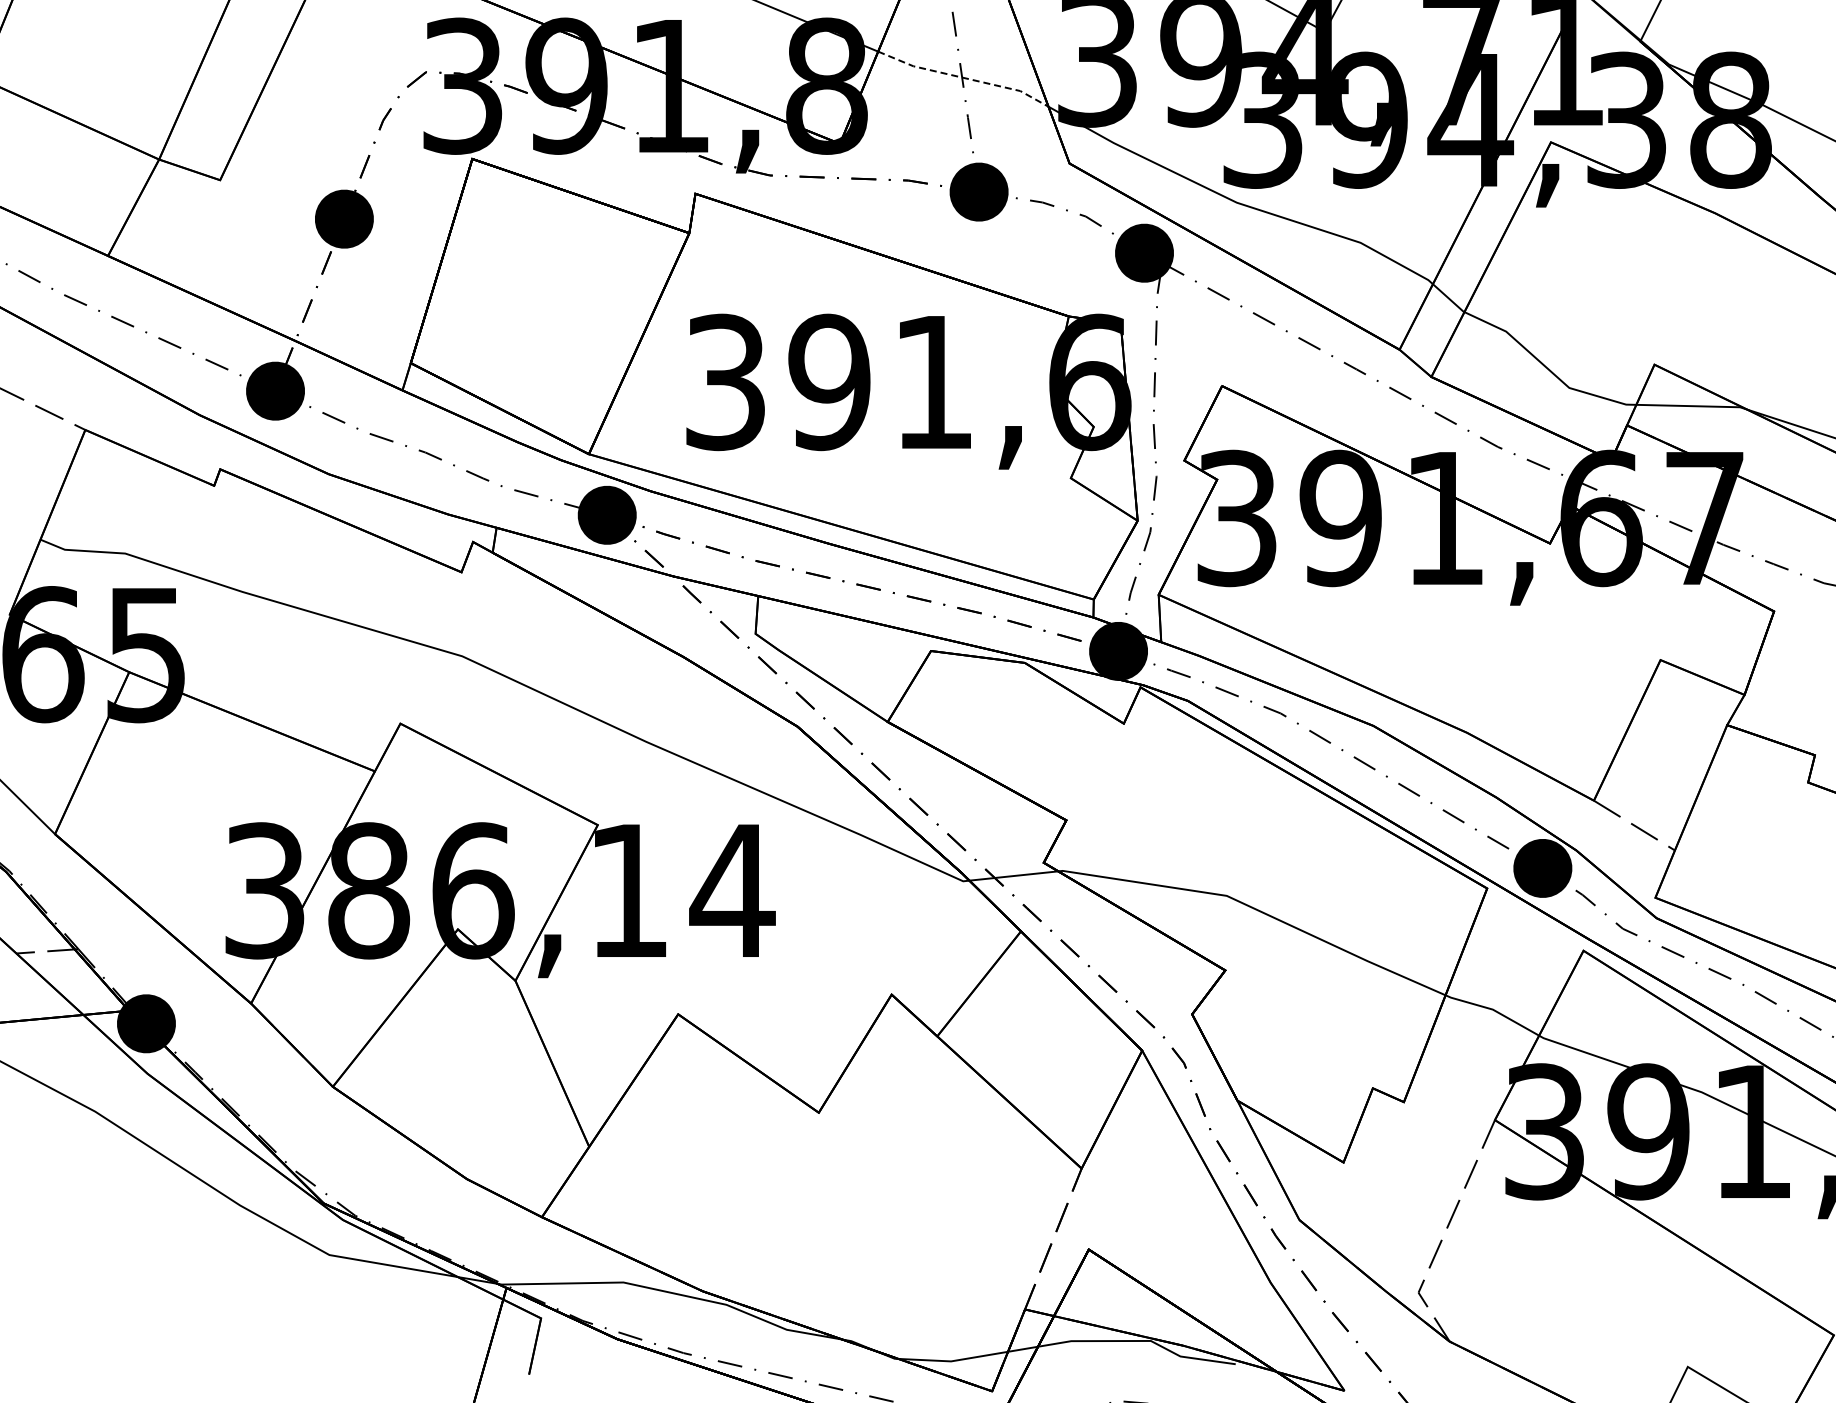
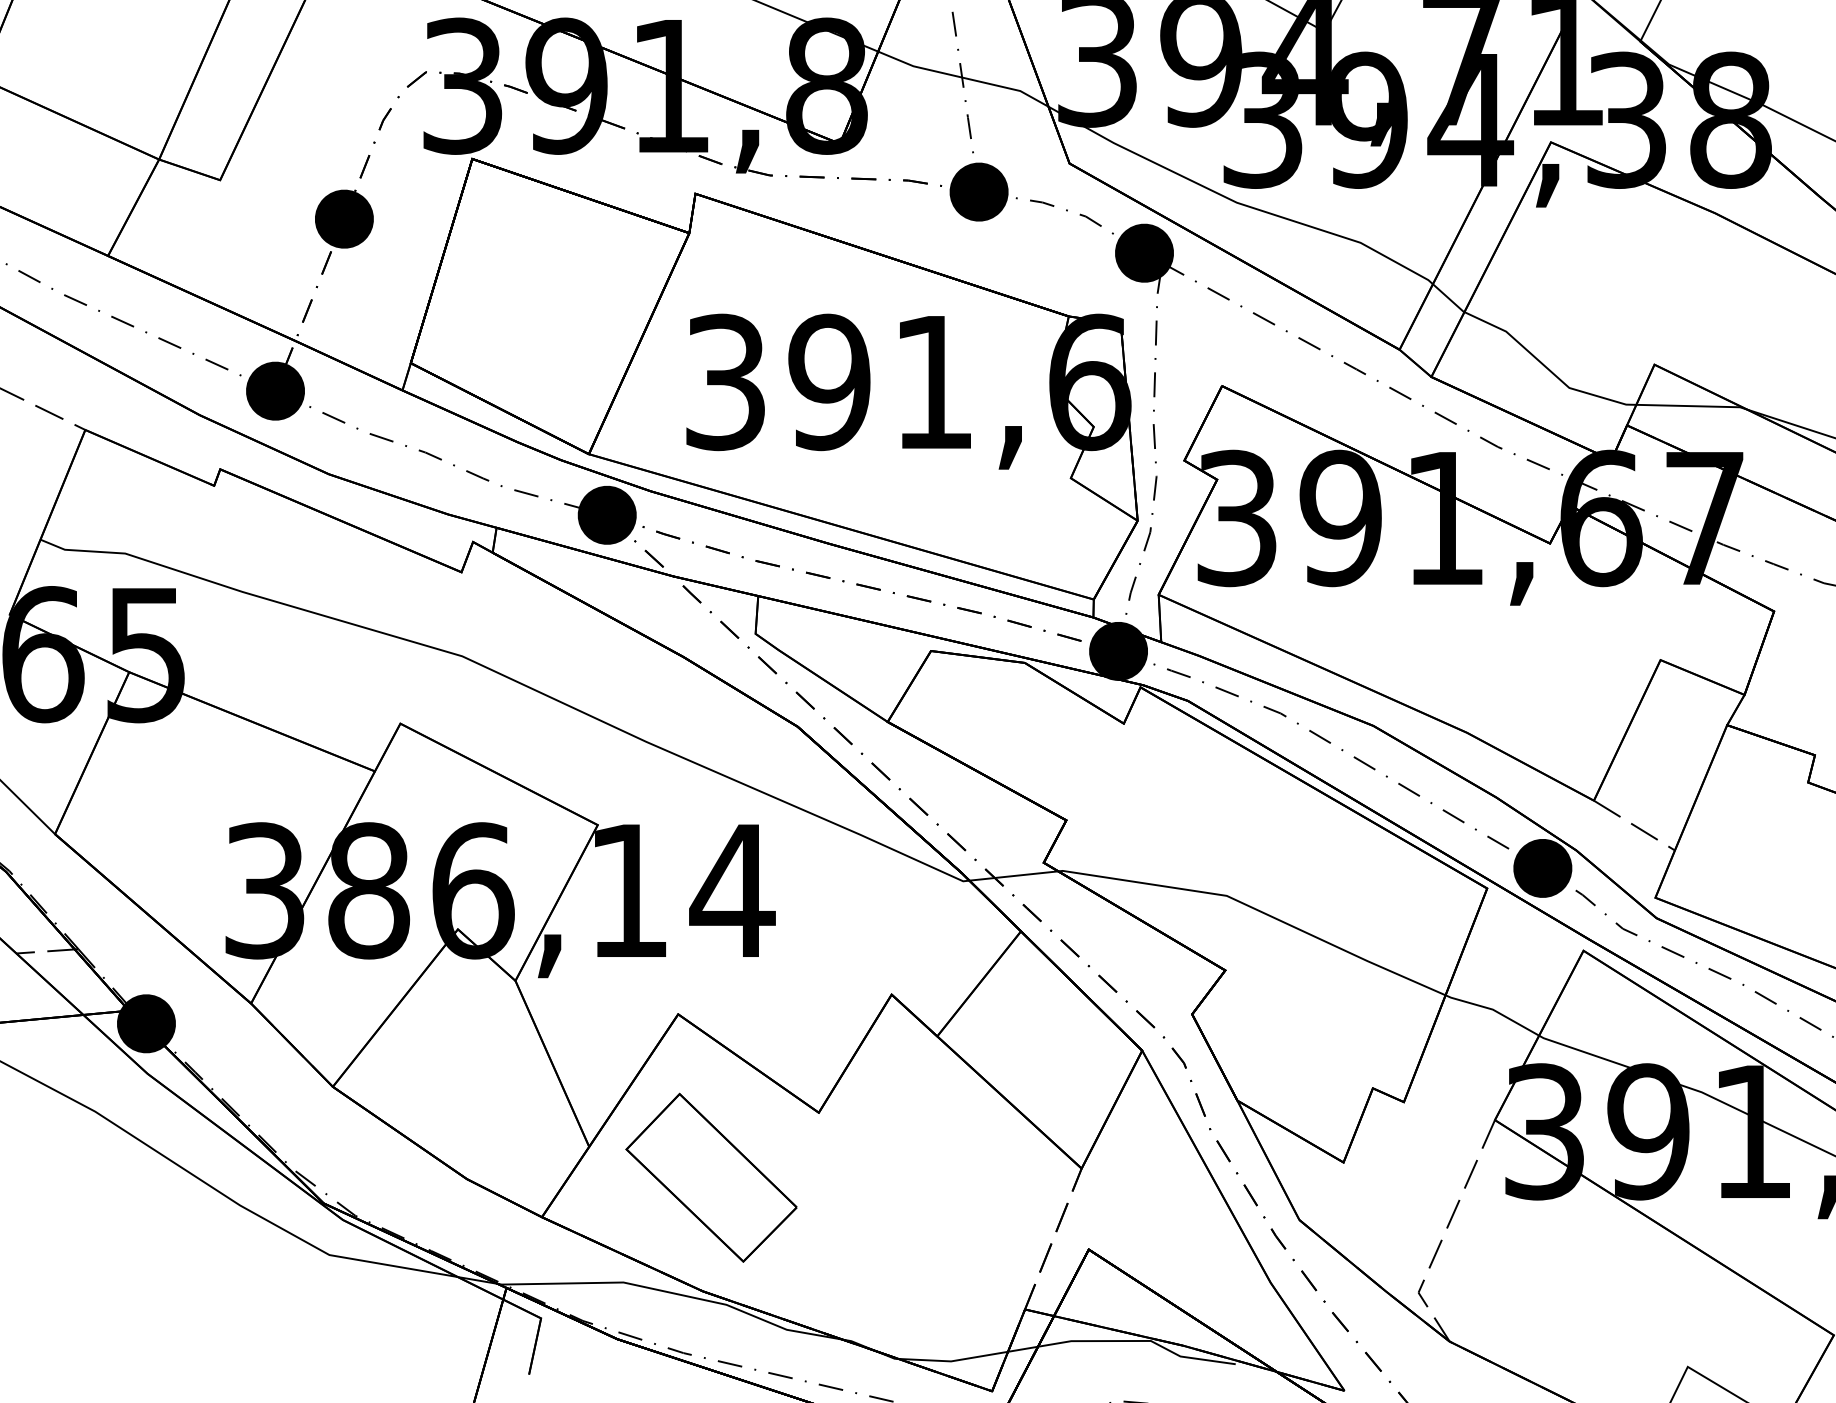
line: dashed -> solid (963, 77)
part: none -> present (711, 1177)
